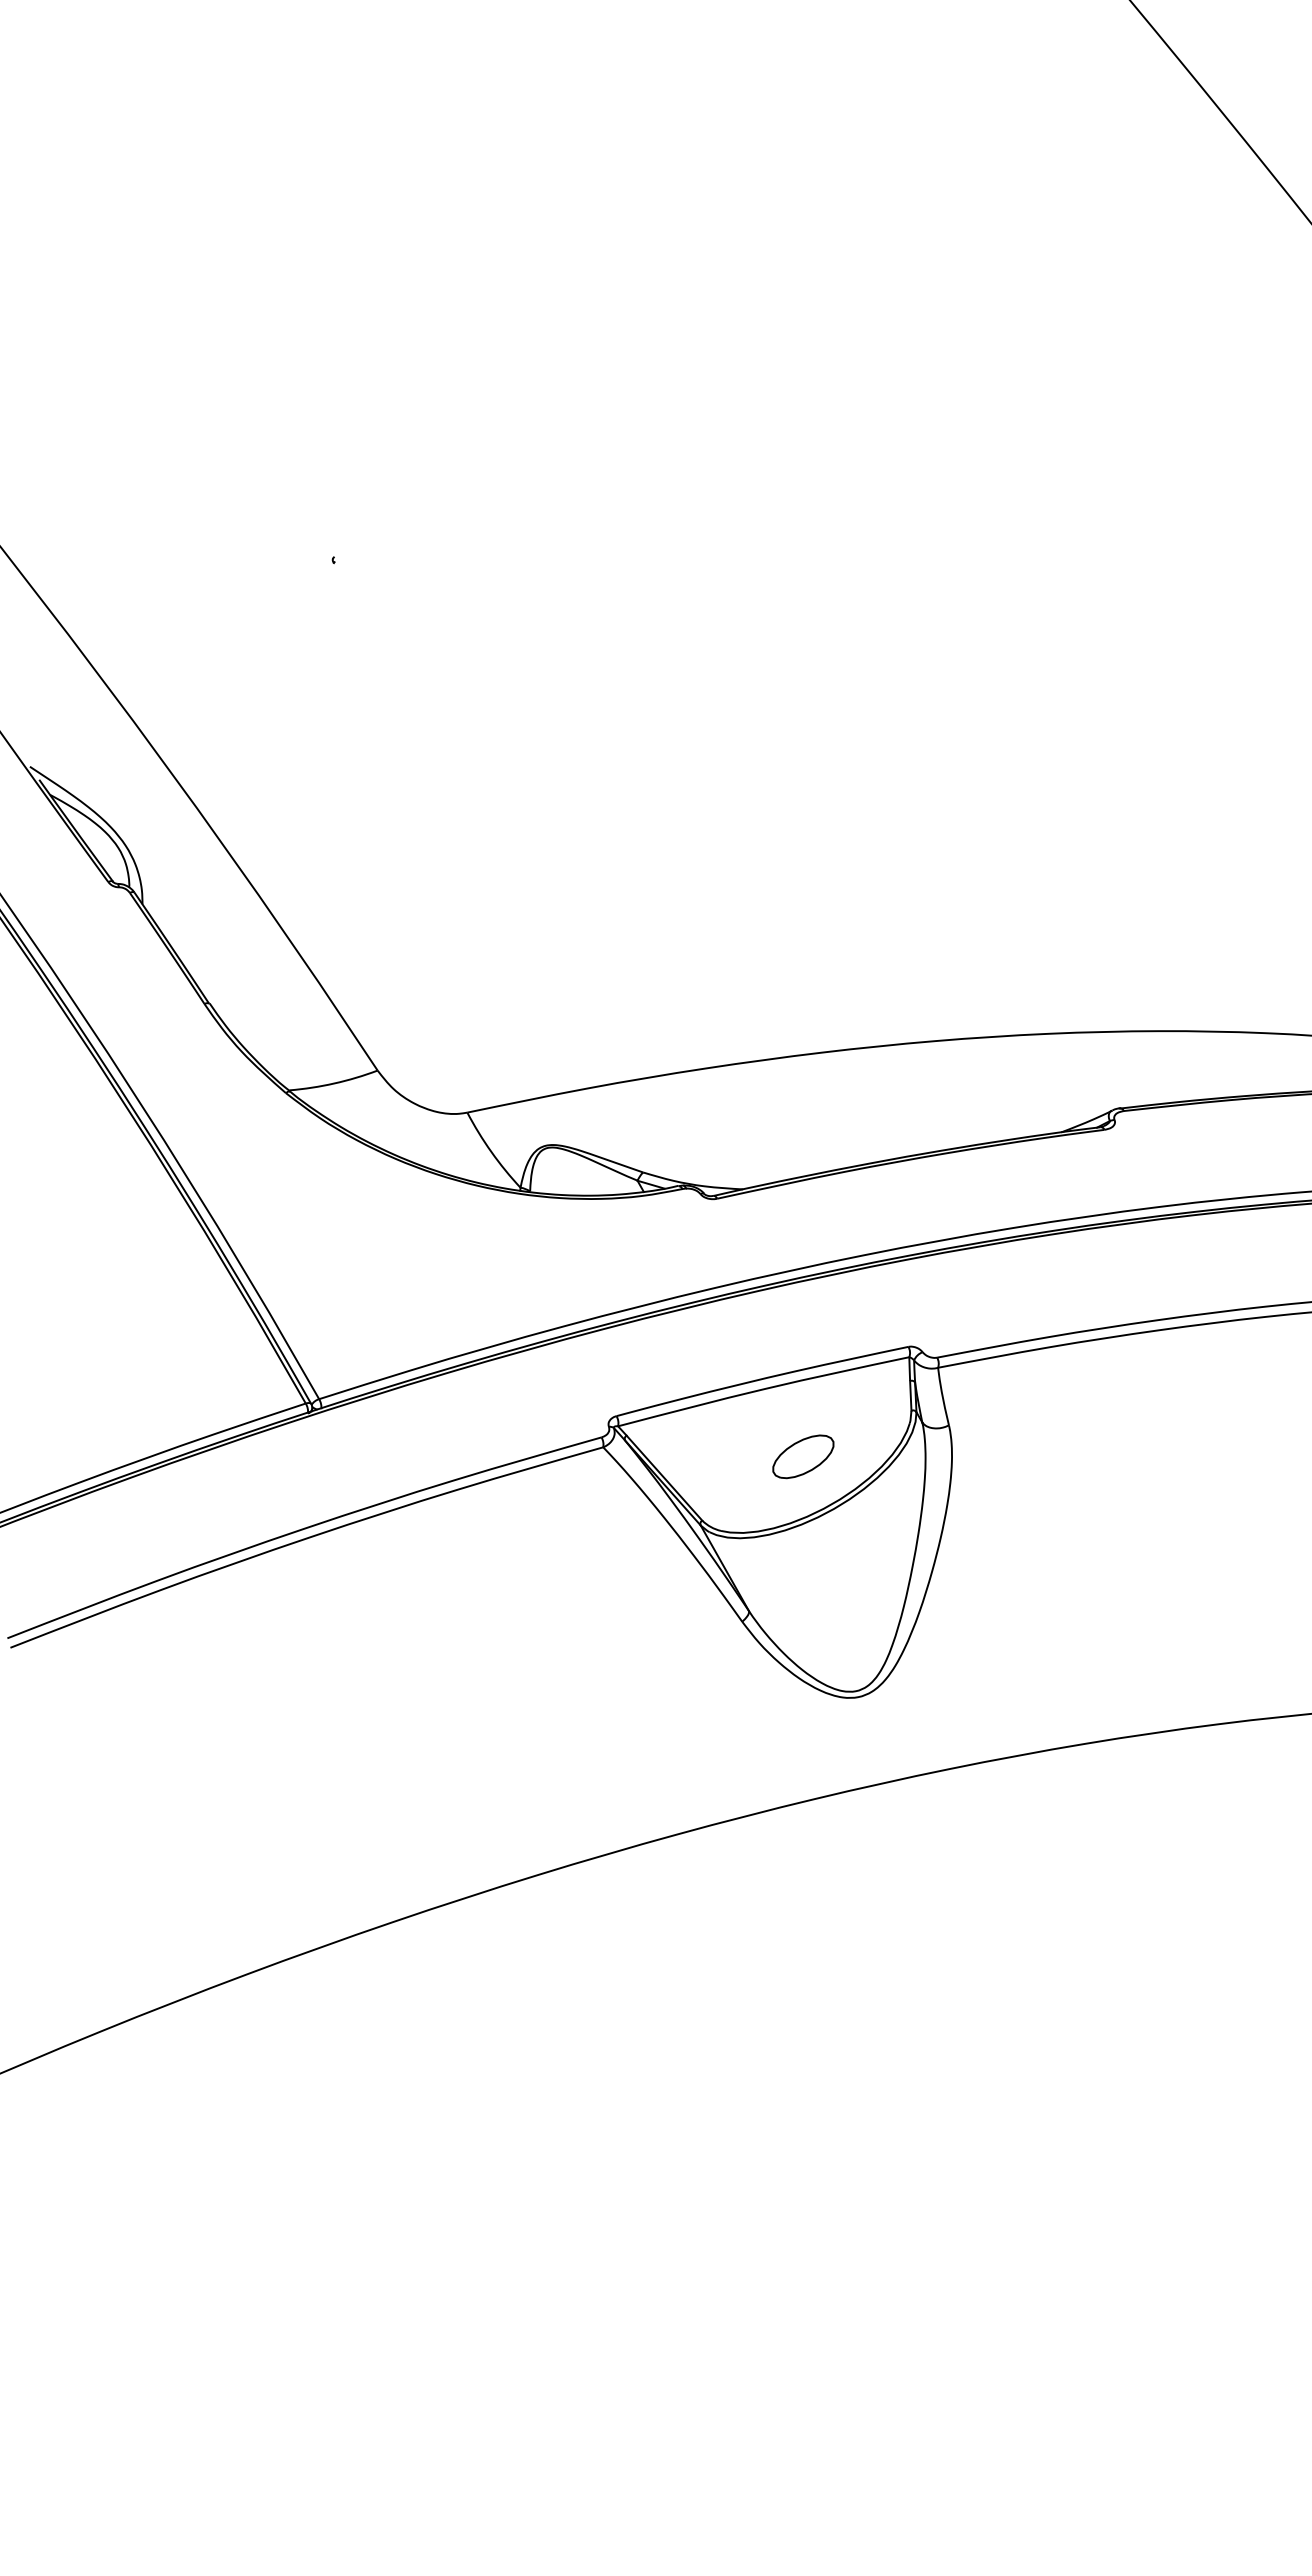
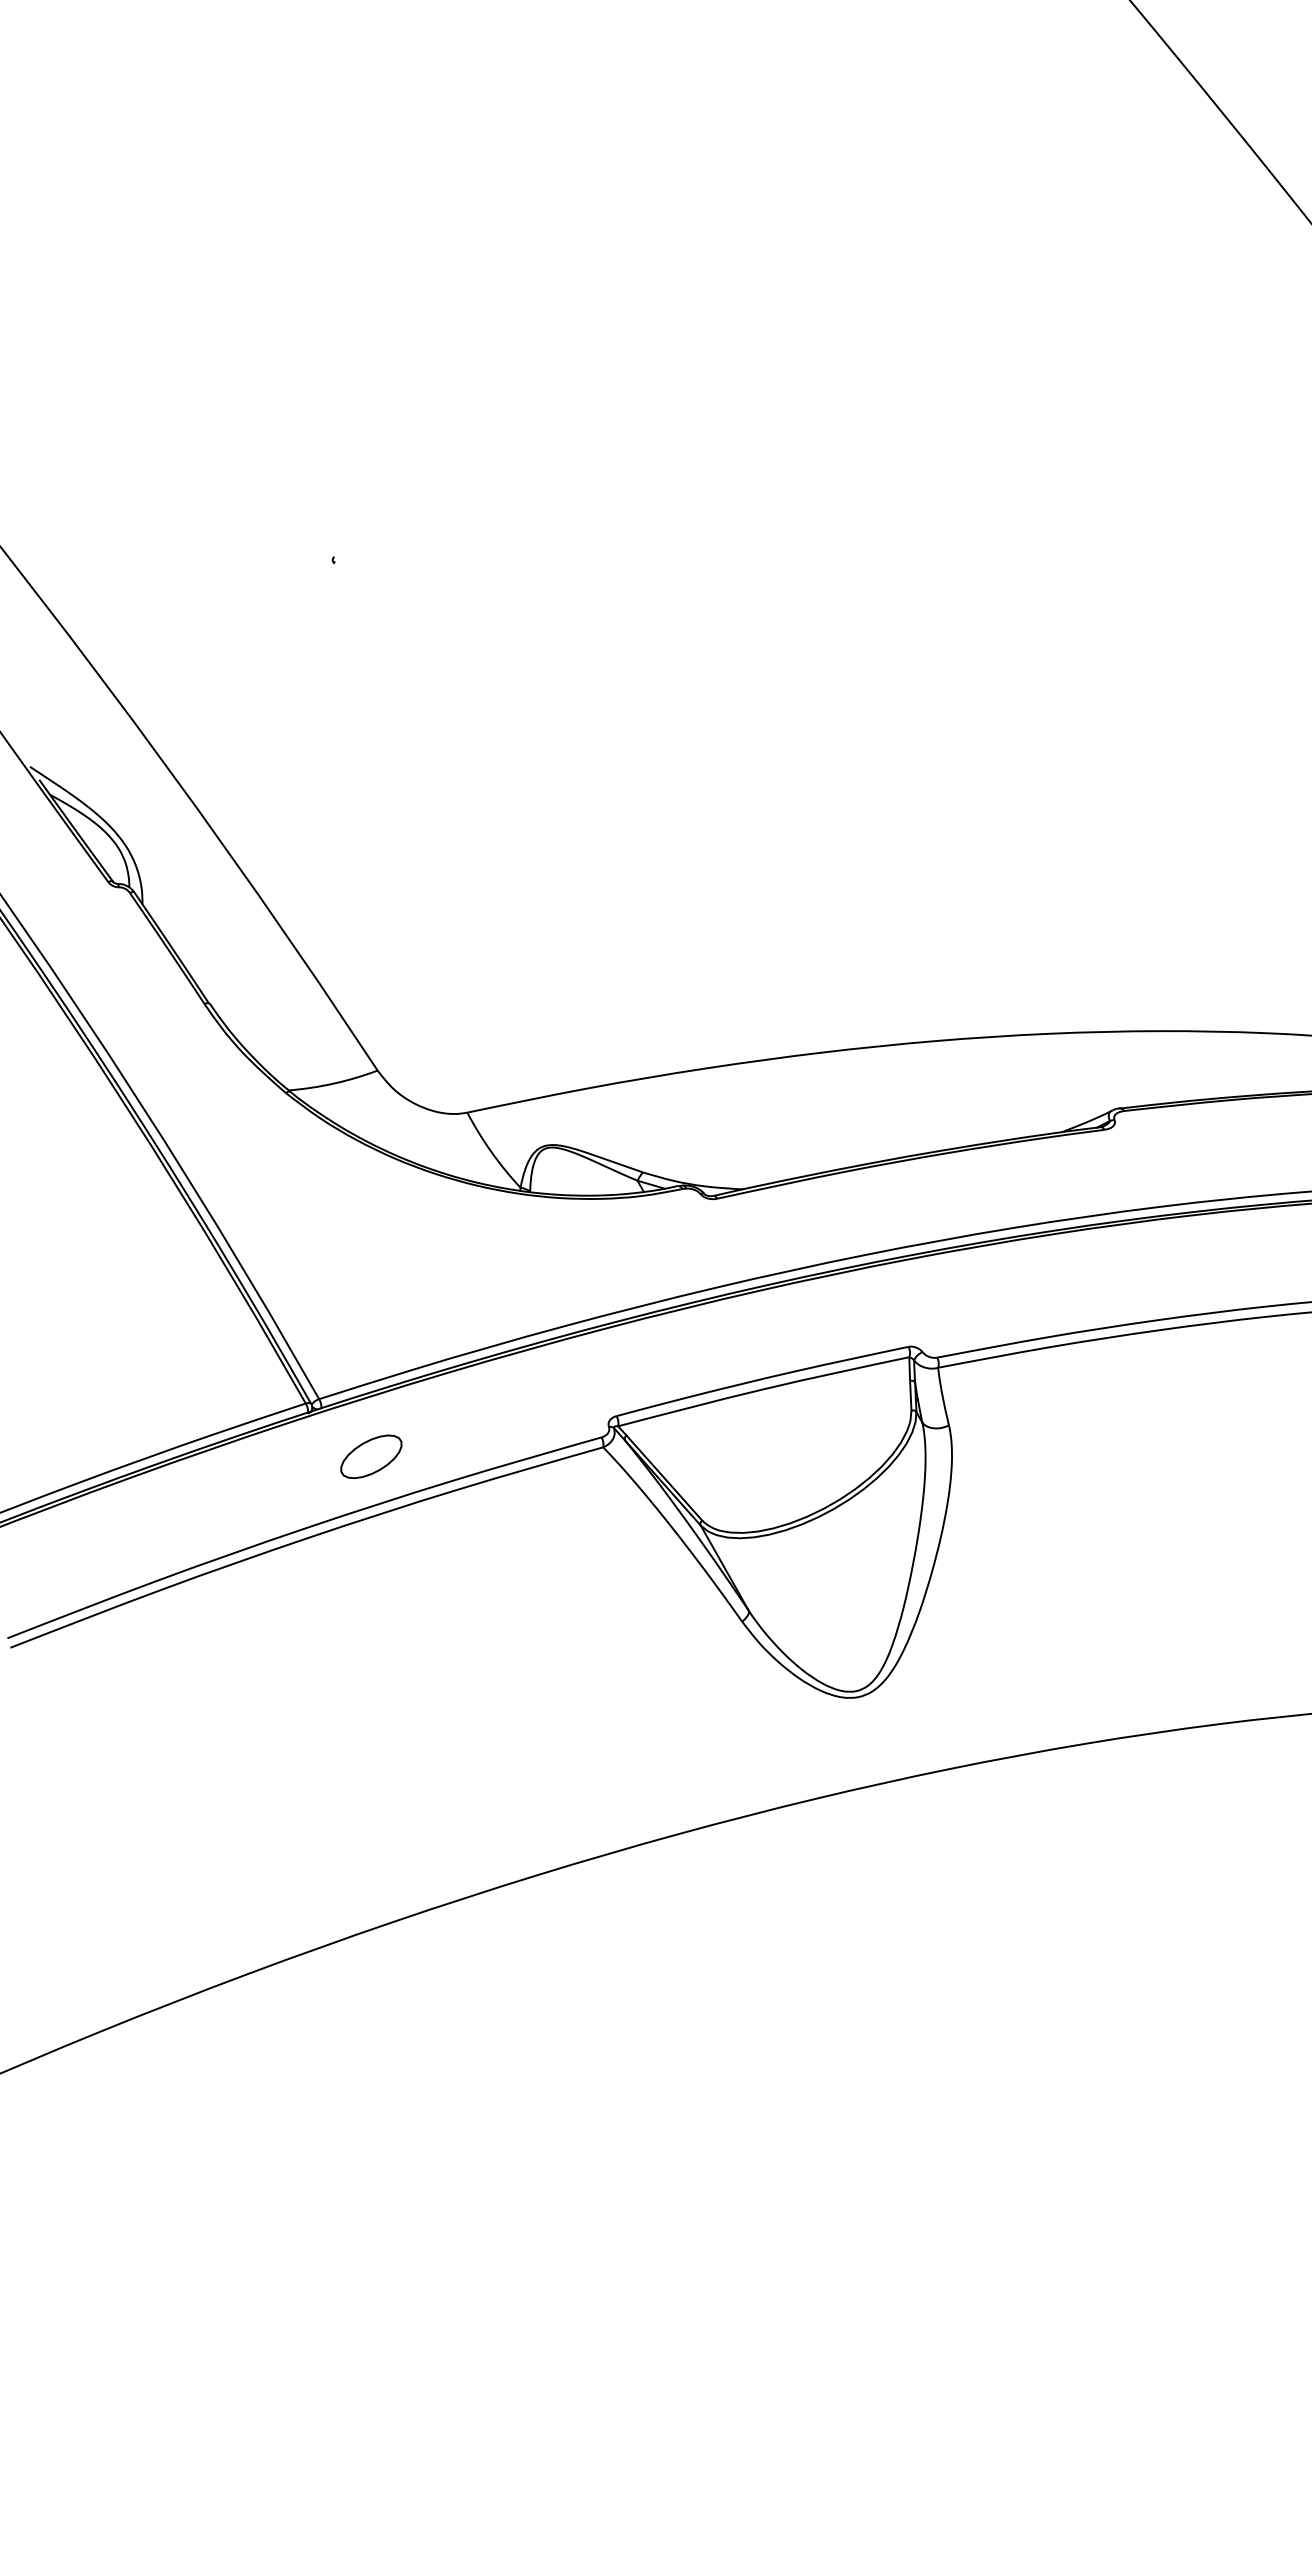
part position: (803, 1456) -> (371, 1456) (371, 1456)
